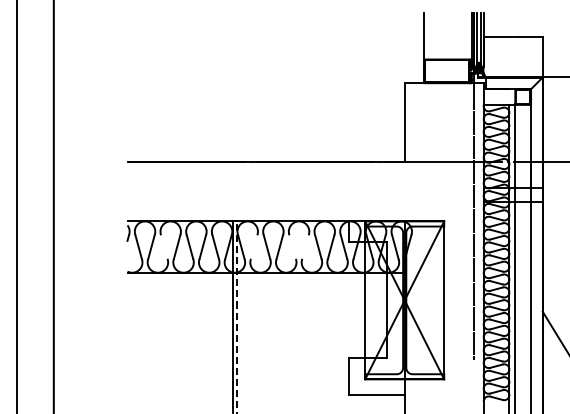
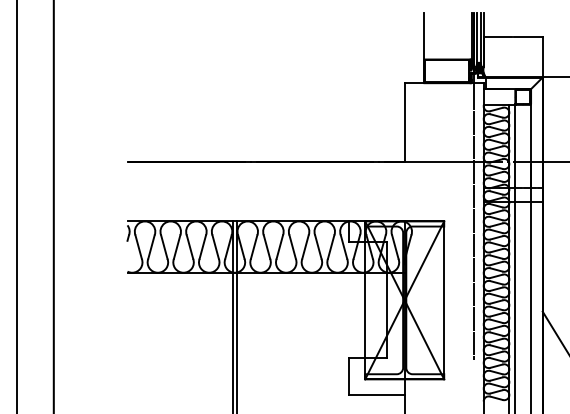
line: none -> present (164, 246)
line: none -> present (253, 246)
line: none -> present (292, 246)
line: none -> present (305, 246)
line: dashed -> solid (237, 317)
